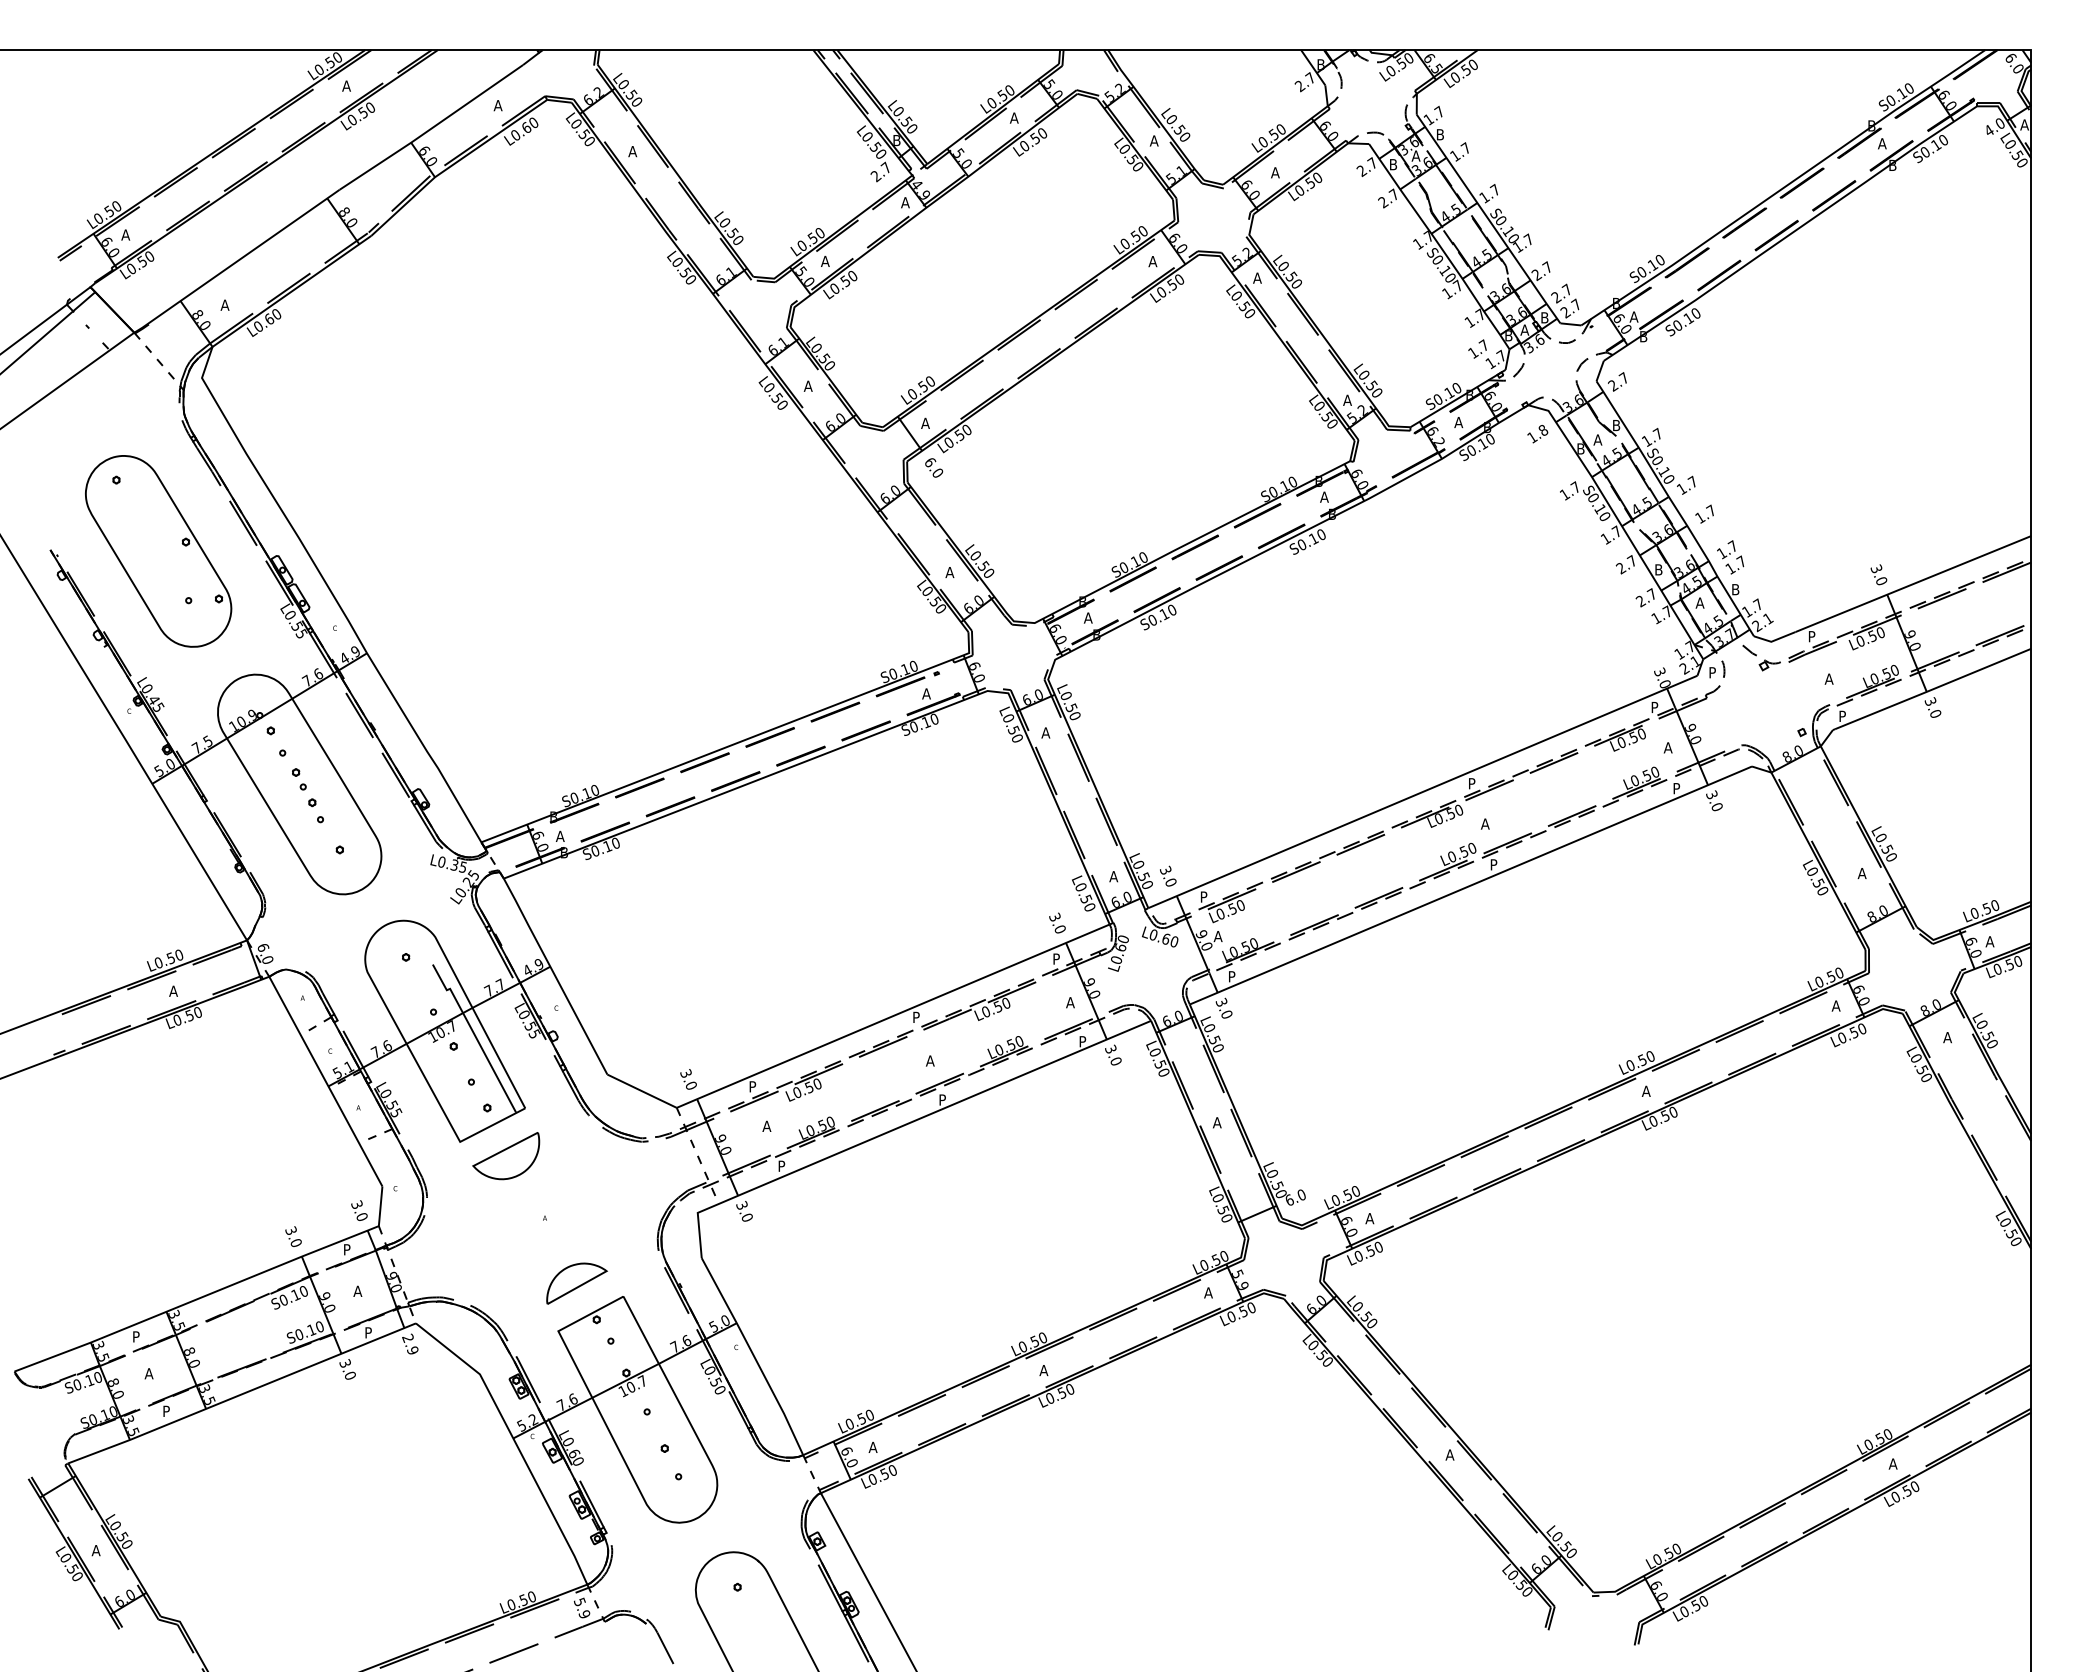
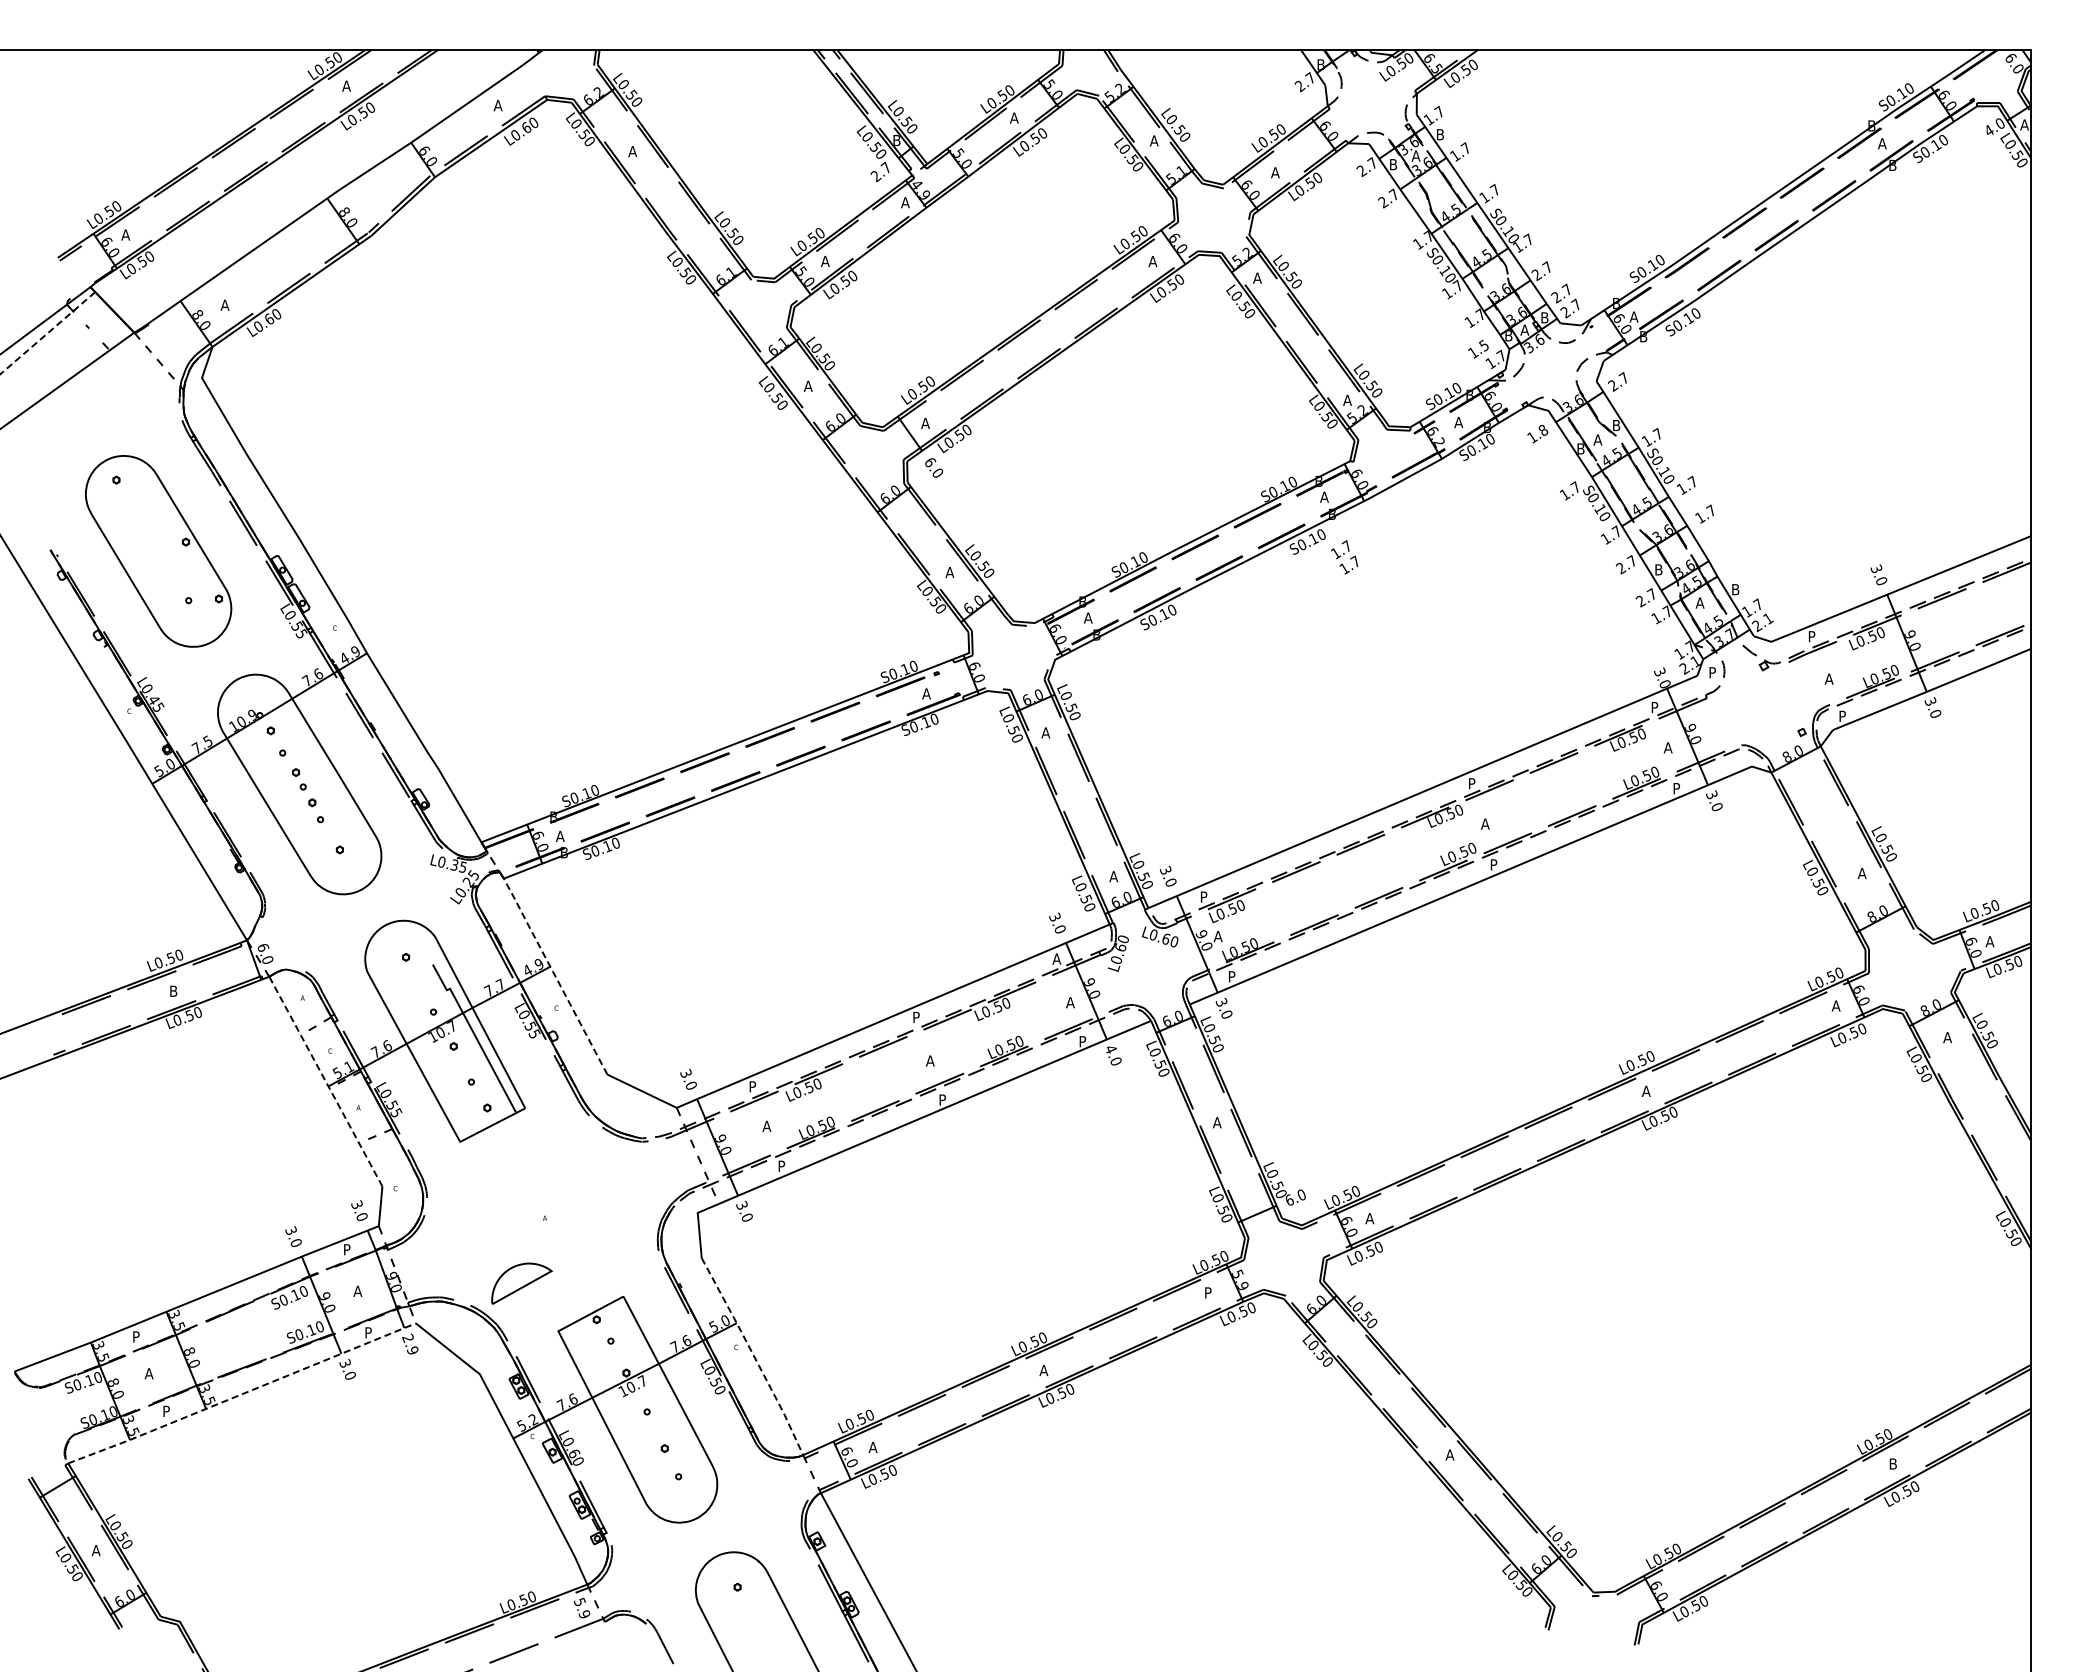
line: solid -> dashed (47, 333)
text: 1.7 -> 1.5 (1483, 345)
text position: (1730, 557) -> (1344, 557) (1344, 557)
text: P -> A (1056, 958)
line: solid -> dashed (554, 974)
text: A -> B (173, 990)
text: 3.0 -> 4.0 (1110, 1048)
line: solid -> dashed (325, 1081)
part: present -> none (506, 1156)
part position: (576, 1283) -> (521, 1283) (521, 1283)
text: A -> P (1208, 1292)
line: solid -> dashed (754, 1356)
line: solid -> dashed (242, 1394)
text: A -> B (1892, 1463)
